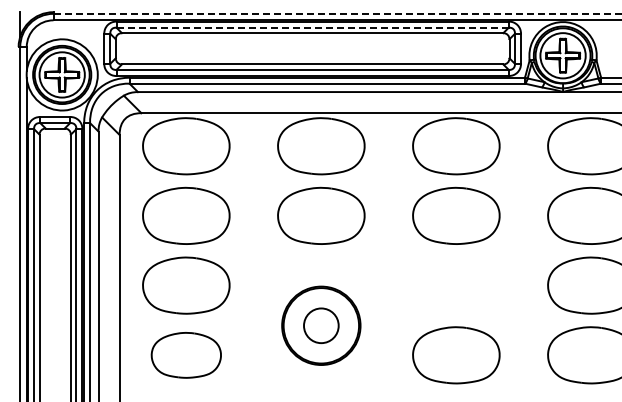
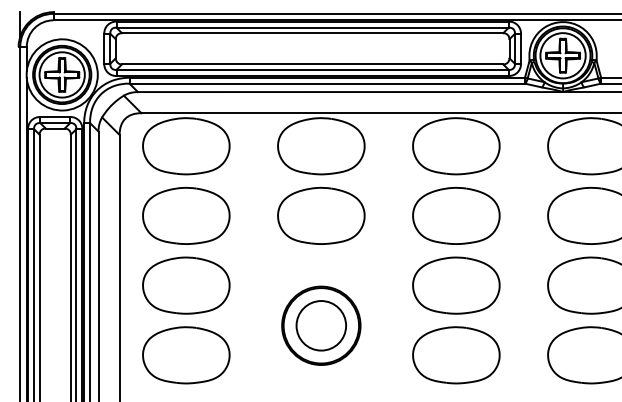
line: dashed -> solid (337, 13)
line: dashed -> solid (312, 27)
part: none -> present (456, 285)
circle diameter: 35 px -> 50 px (321, 325)
part size: 72x47 px -> 89x59 px (186, 355)
